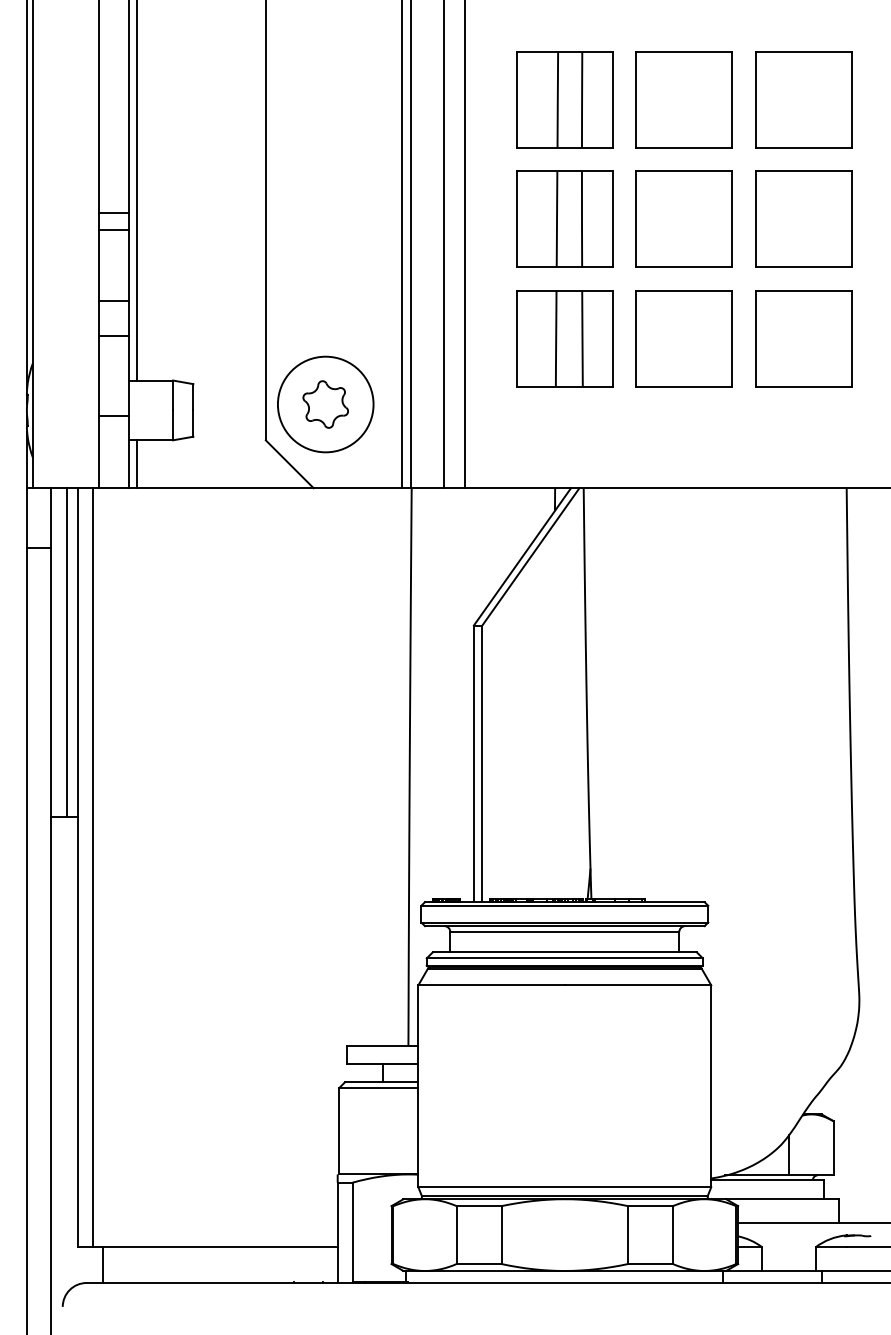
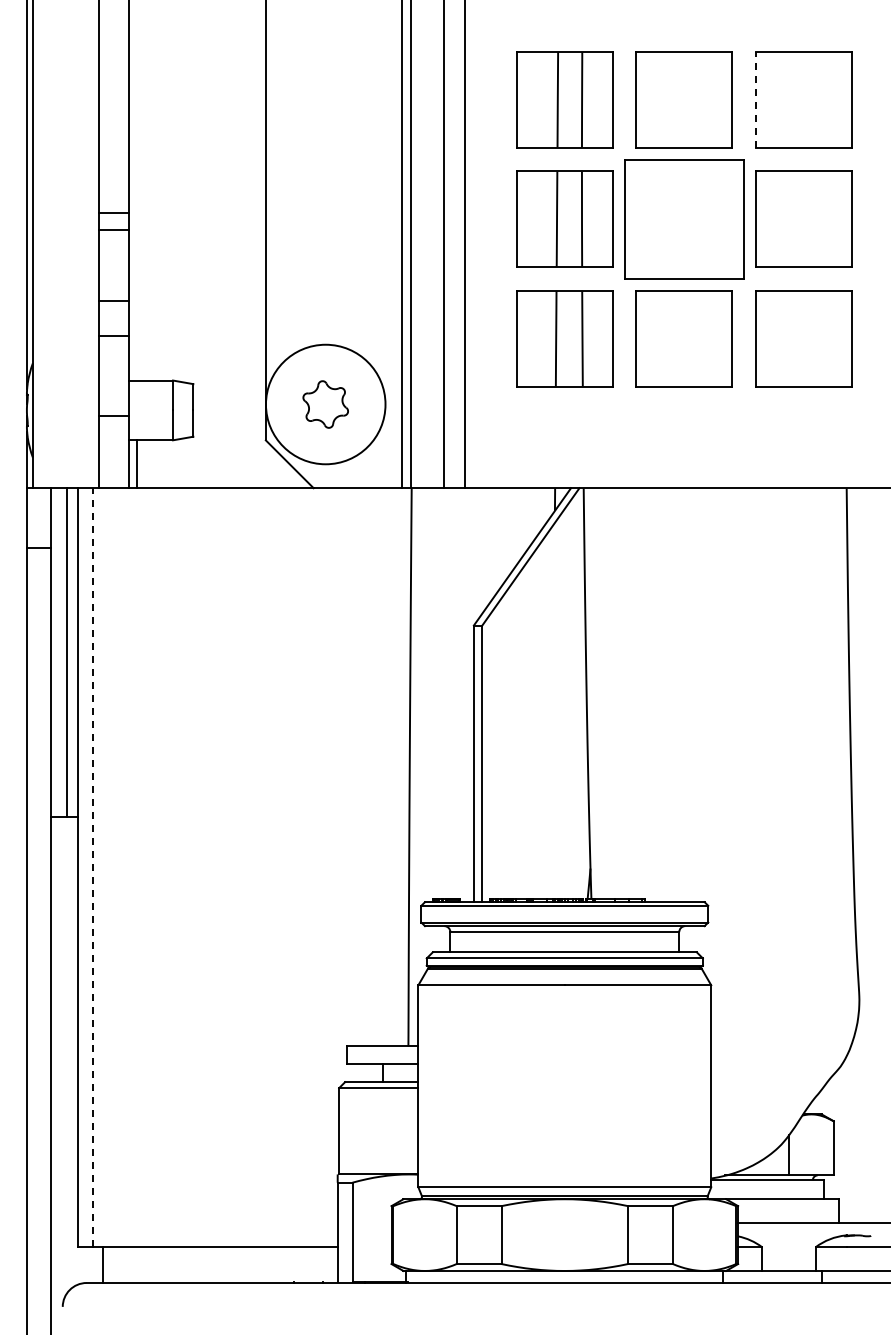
line: solid -> dashed (756, 99)
line: present -> none (137, 191)
part size: 98x98 px -> 121x121 px (684, 219)
circle diameter: 96 px -> 120 px (325, 404)
line: solid -> dashed (92, 867)
